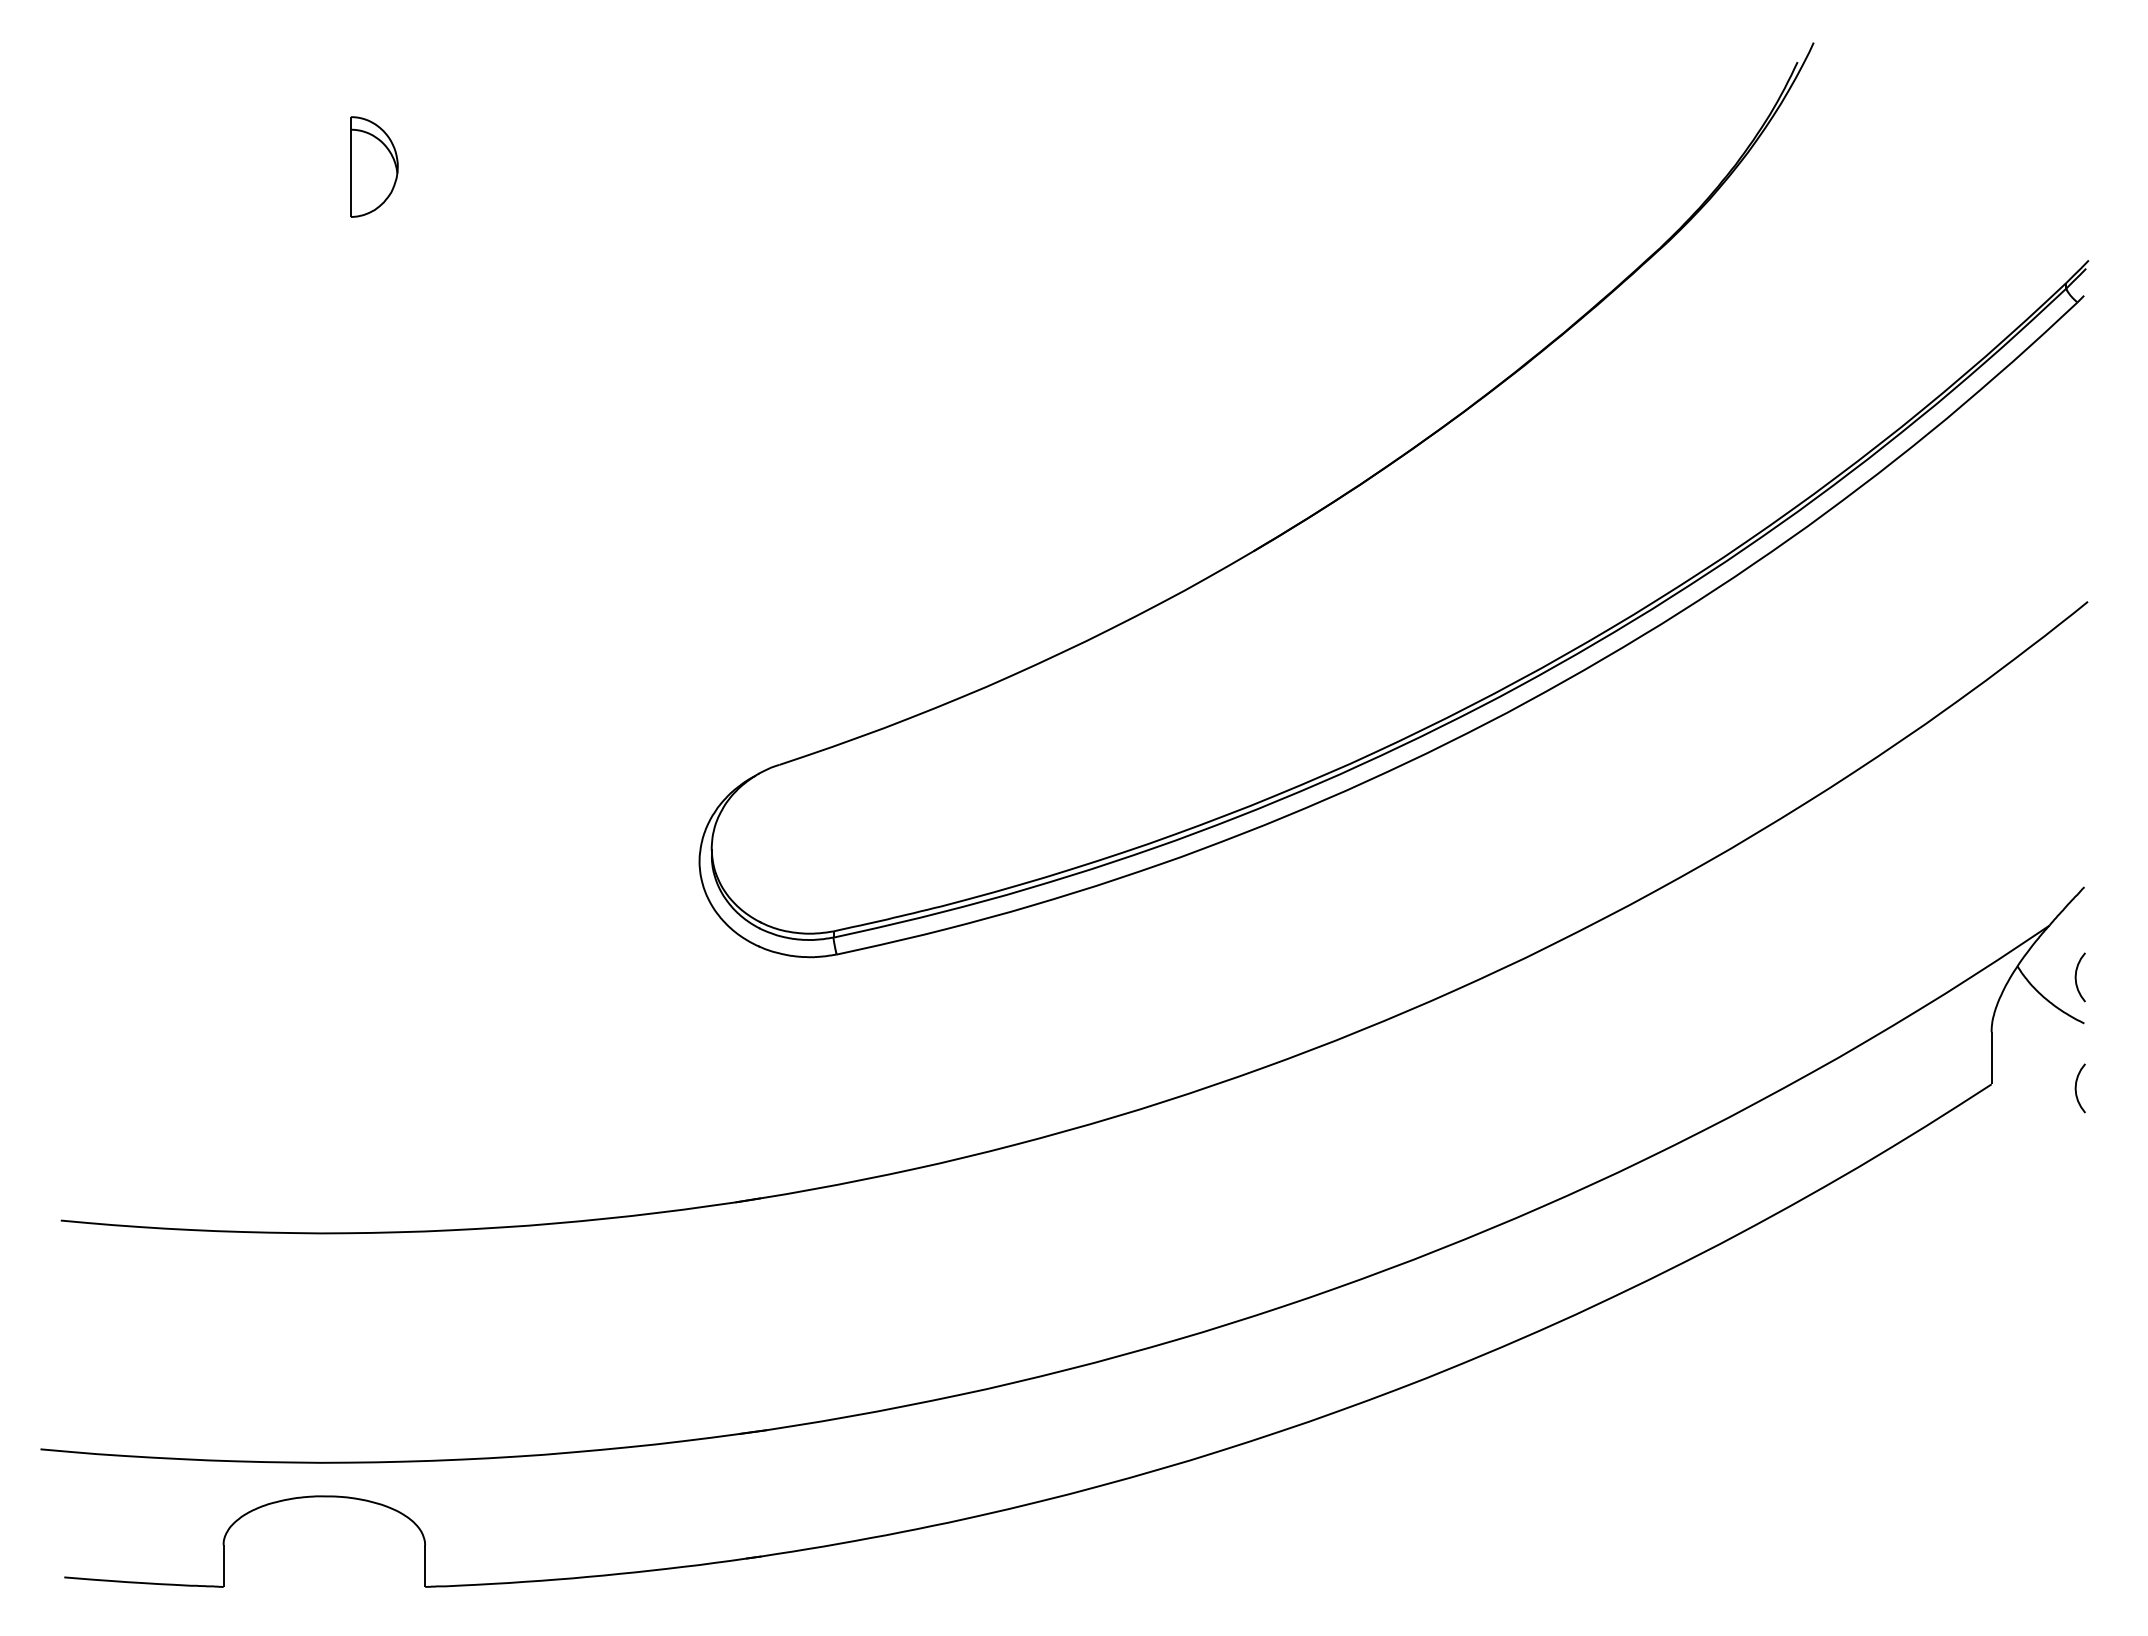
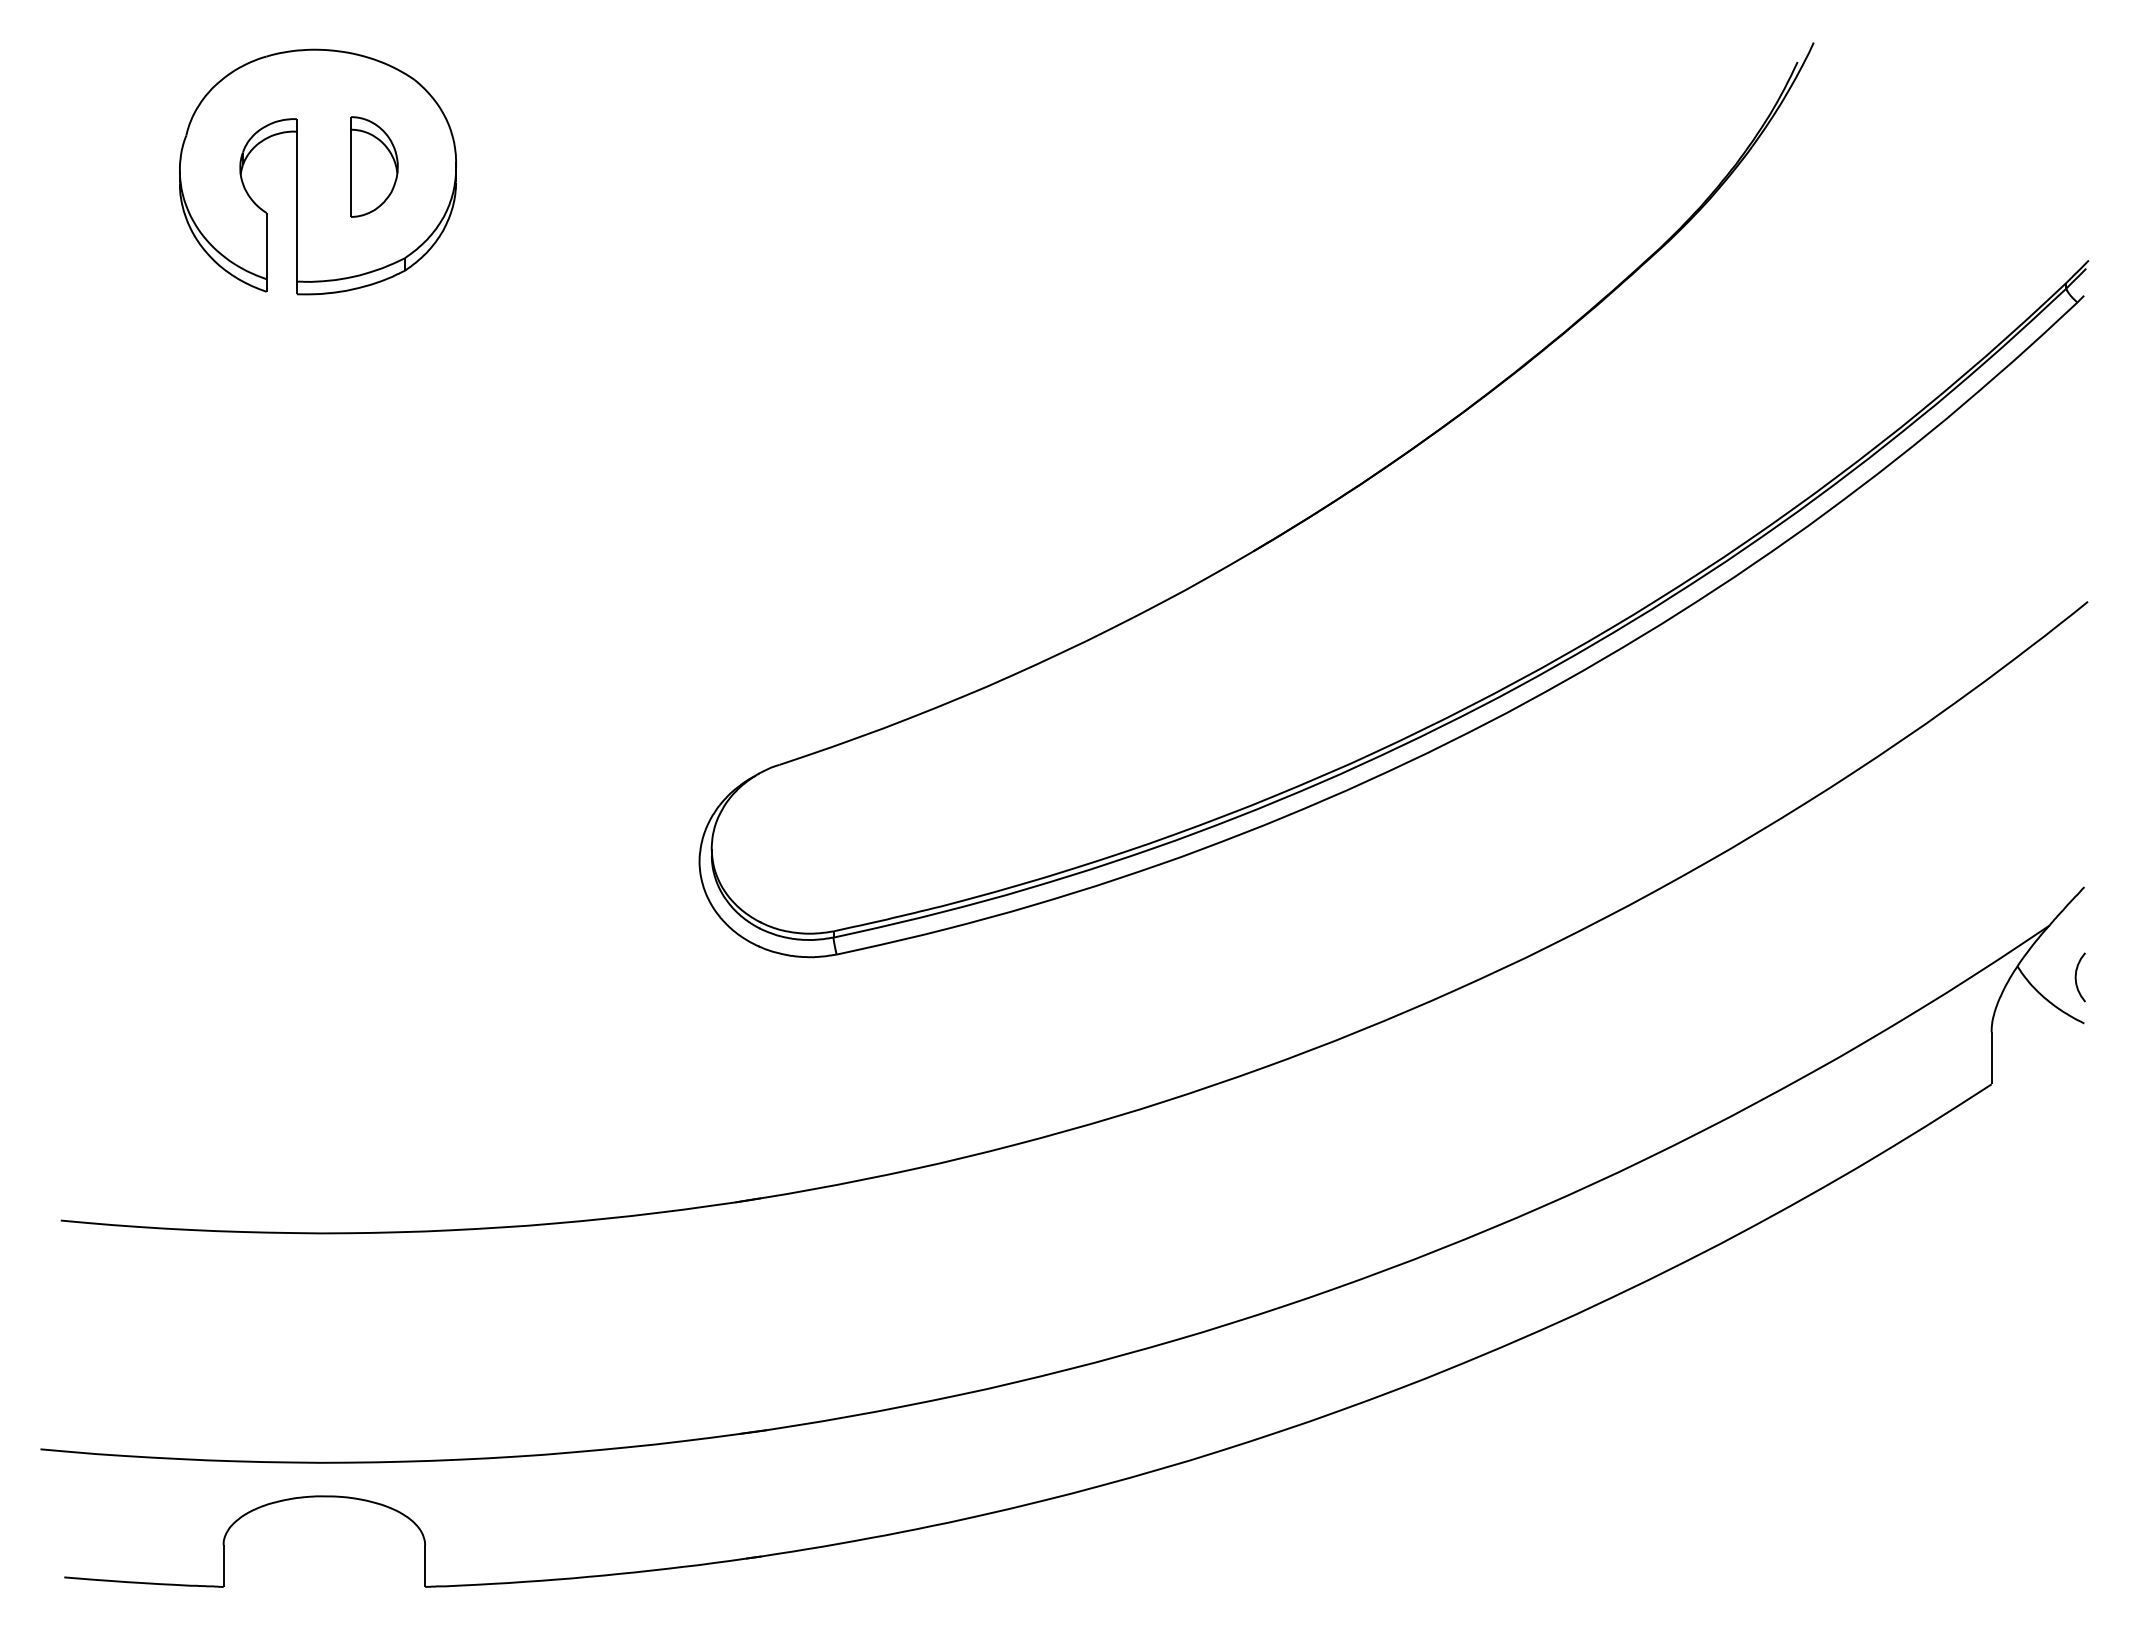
part: none -> present (317, 171)
curve: present -> none (2076, 1088)
